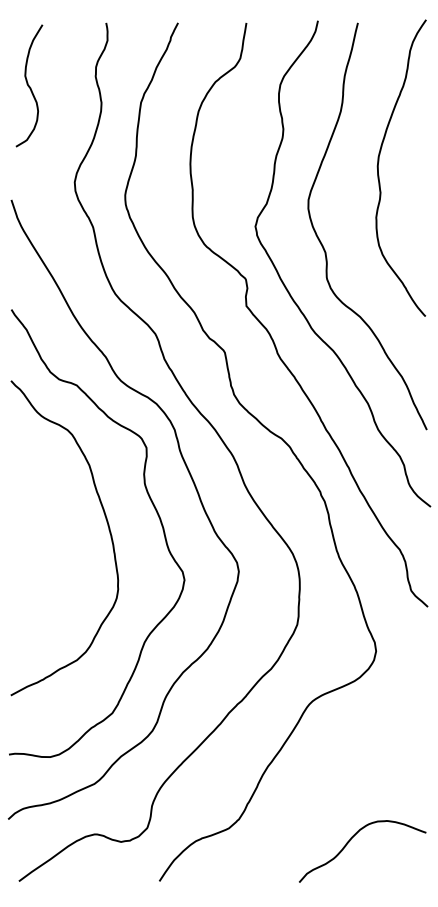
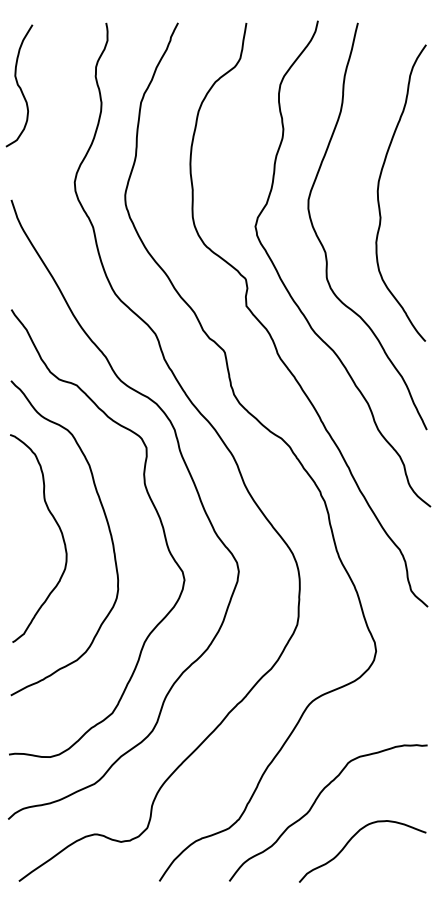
curve position: (29, 85) -> (19, 85) (19, 85)
curve position: (379, 162) -> (379, 187) (379, 187)
curve: none -> present (59, 530)
curve: none -> present (314, 804)
